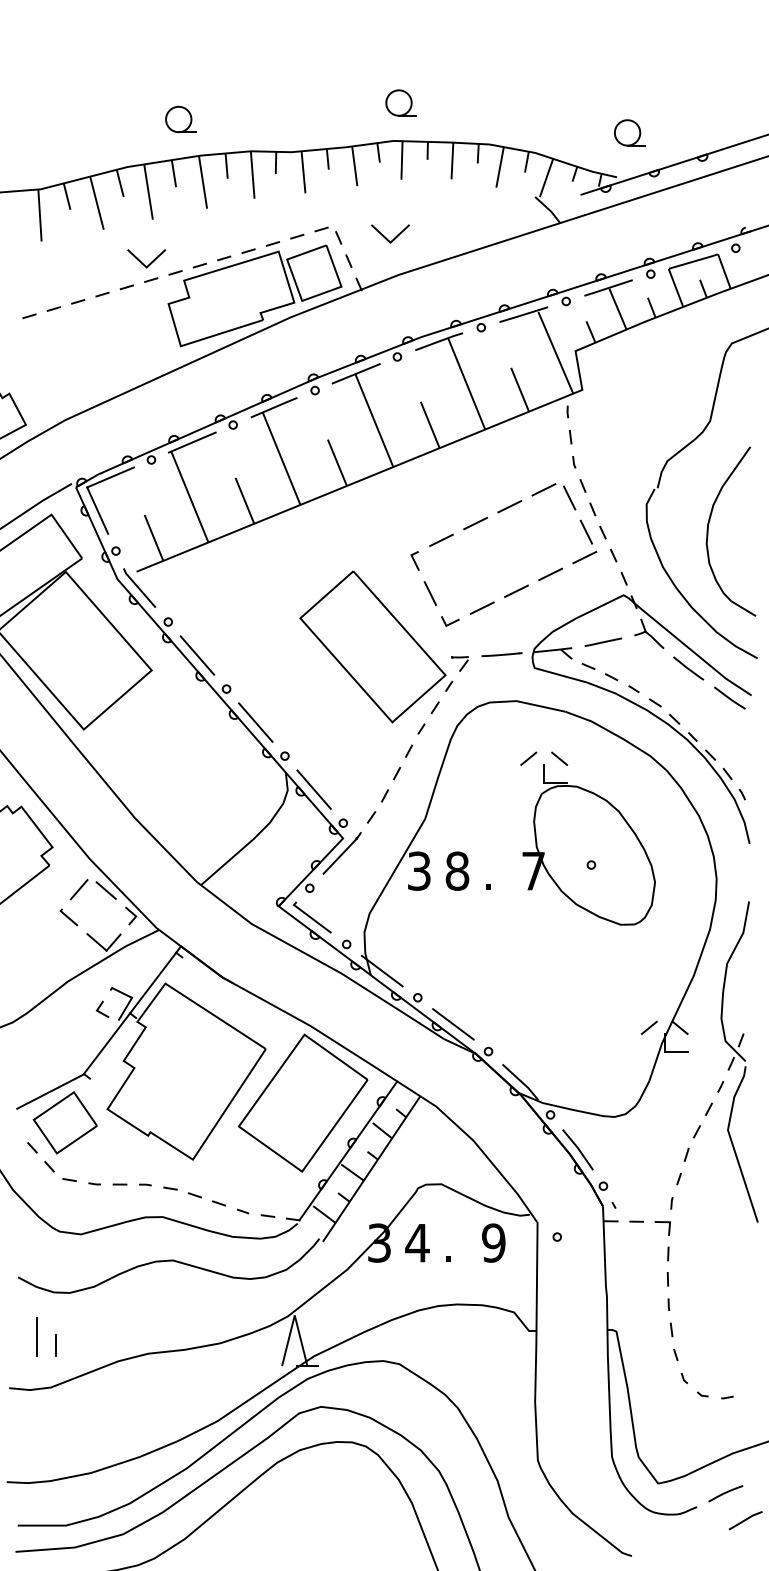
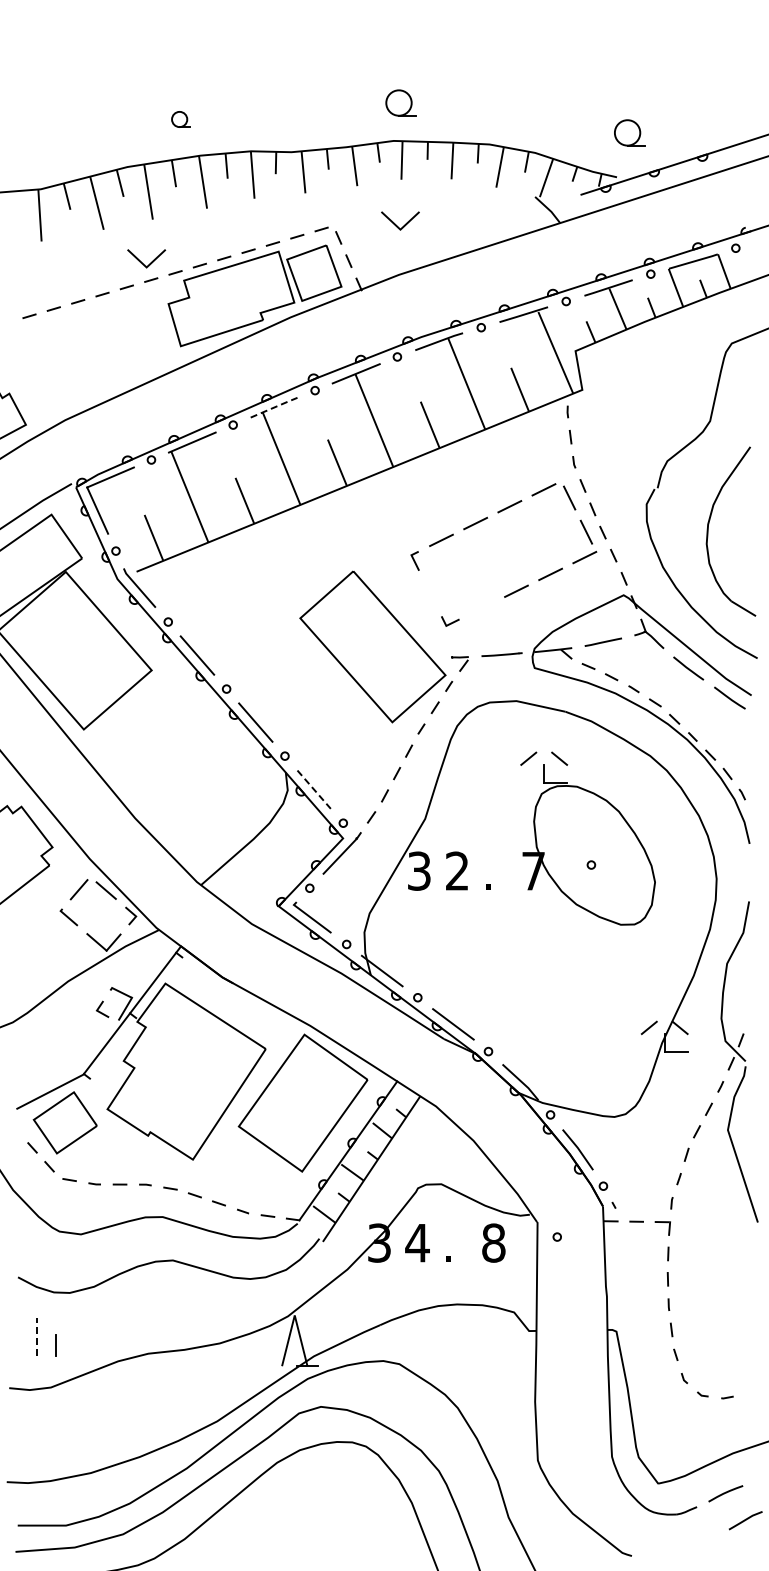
part size: 32x29 px -> 20x17 px (180, 119)
line position: (386, 237) -> (396, 224) (396, 224)
line: solid -> dashed (274, 407)
line: present -> none (430, 593)
line: present -> none (481, 607)
line: solid -> dashed (314, 790)
text: 8 -> 2 (457, 870)
text: 9 -> 8 (493, 1242)
line: solid -> dashed (37, 1336)
